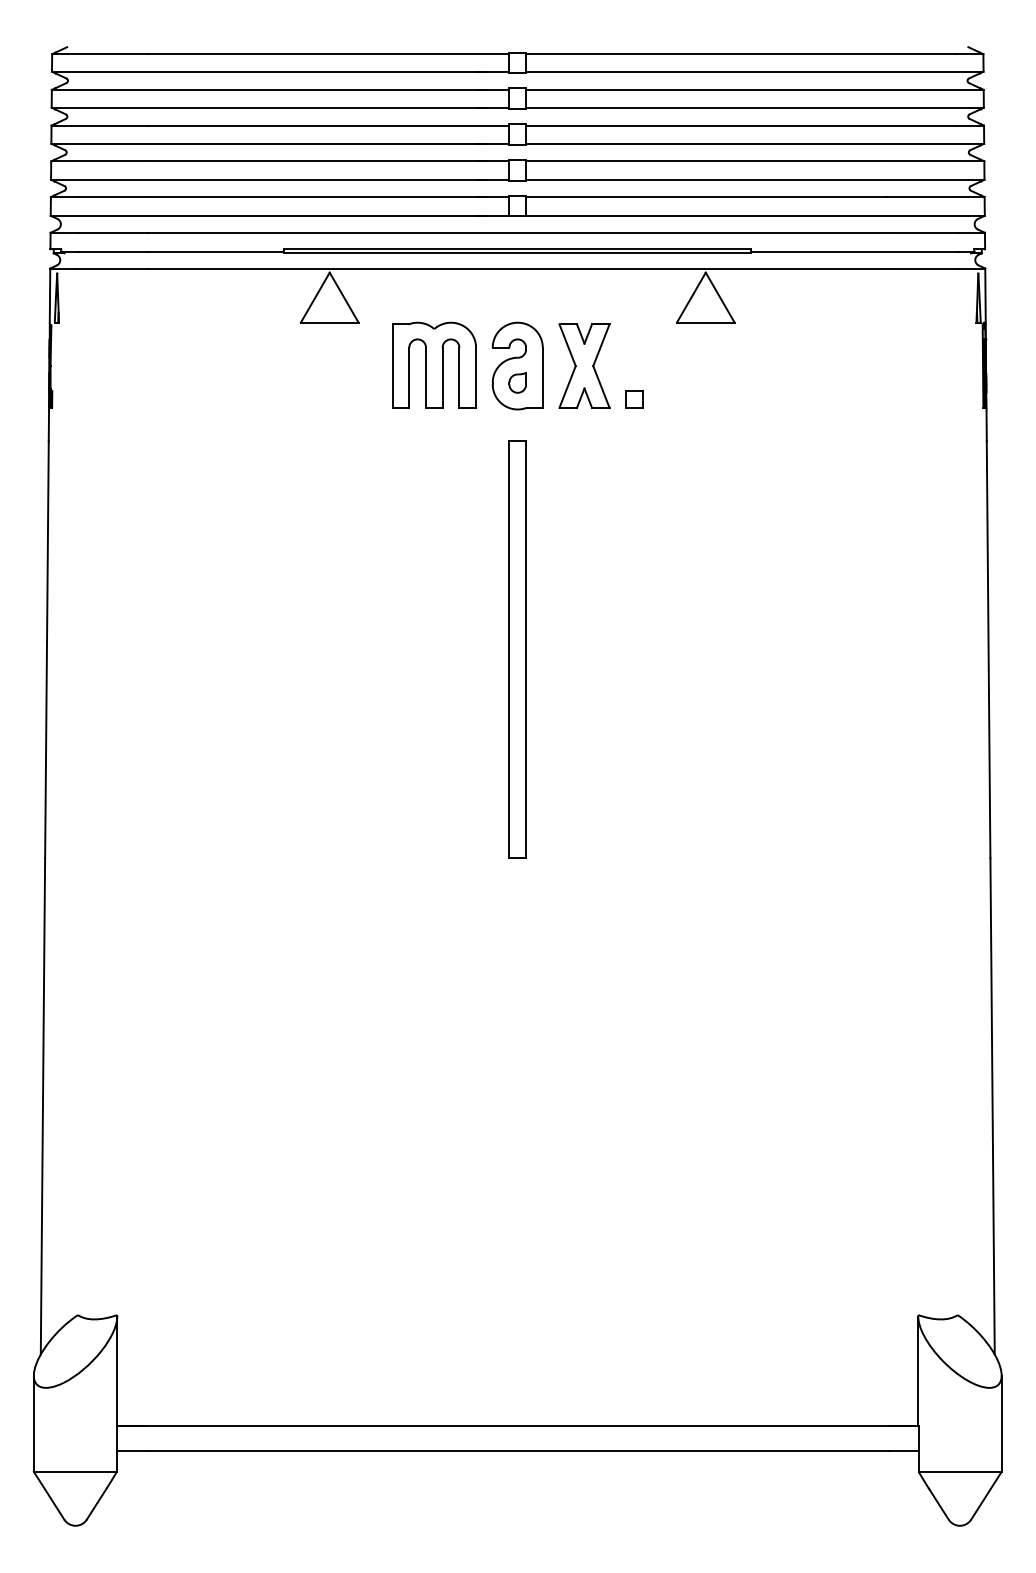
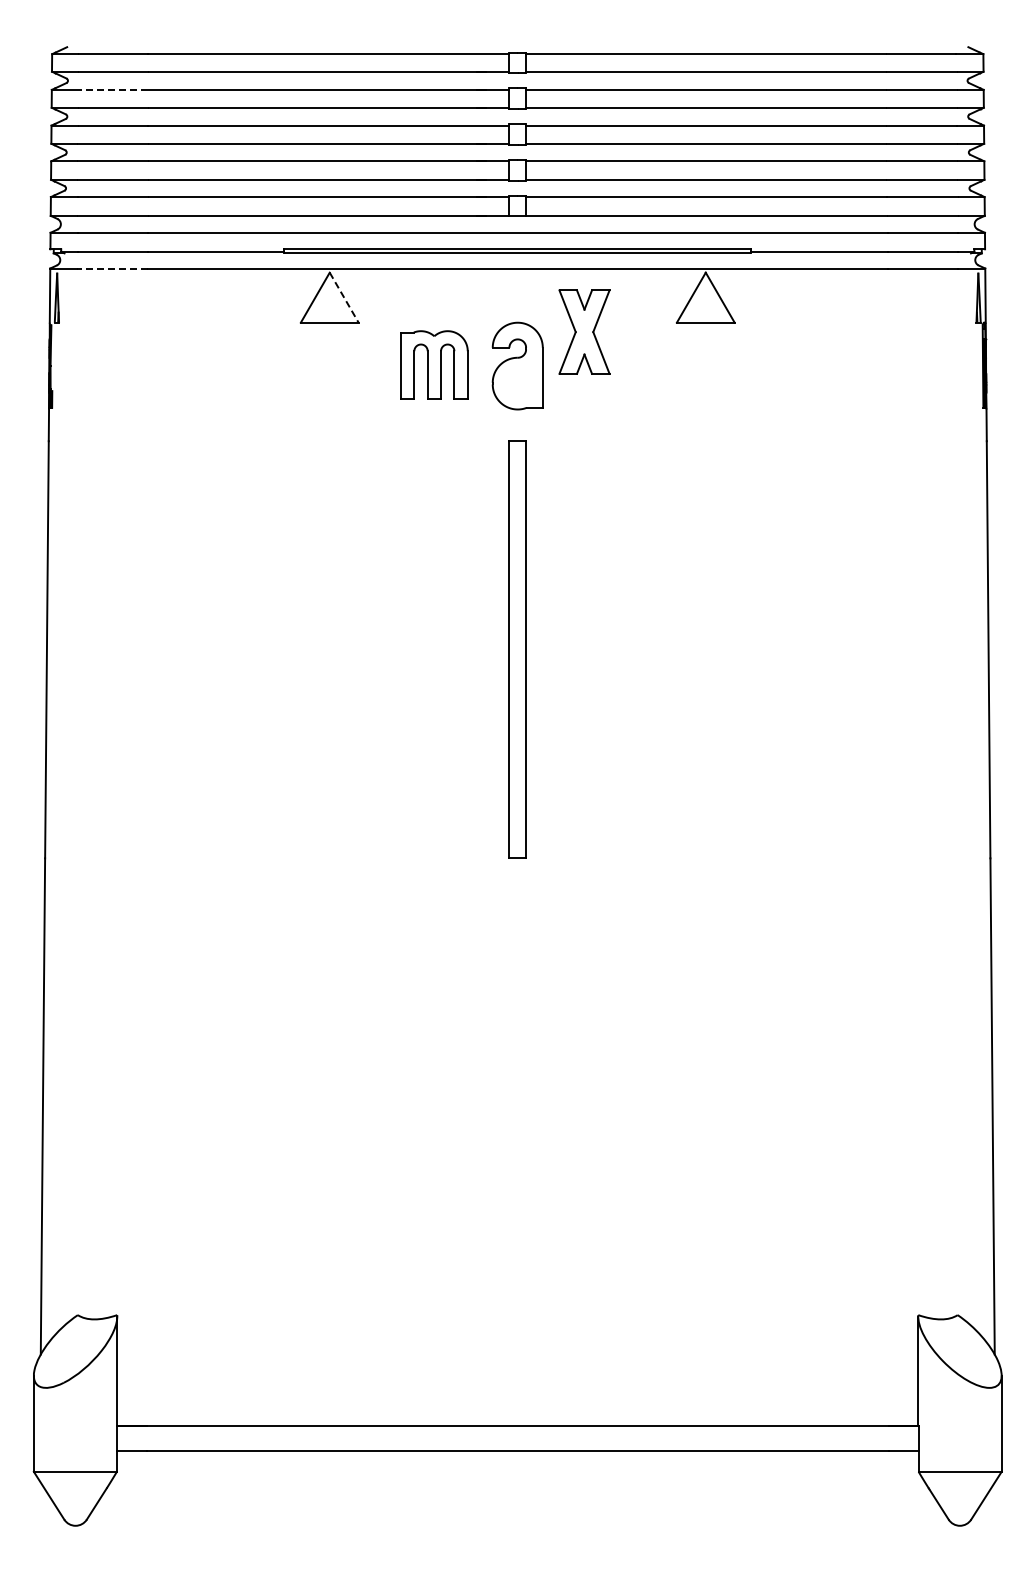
line: solid -> dashed (113, 89)
line: solid -> dashed (112, 268)
line: solid -> dashed (344, 297)
part size: 85x88 px -> 69x70 px (434, 364)
part position: (584, 365) -> (584, 331) (584, 331)
part: present -> none (517, 382)
part: present -> none (634, 399)
